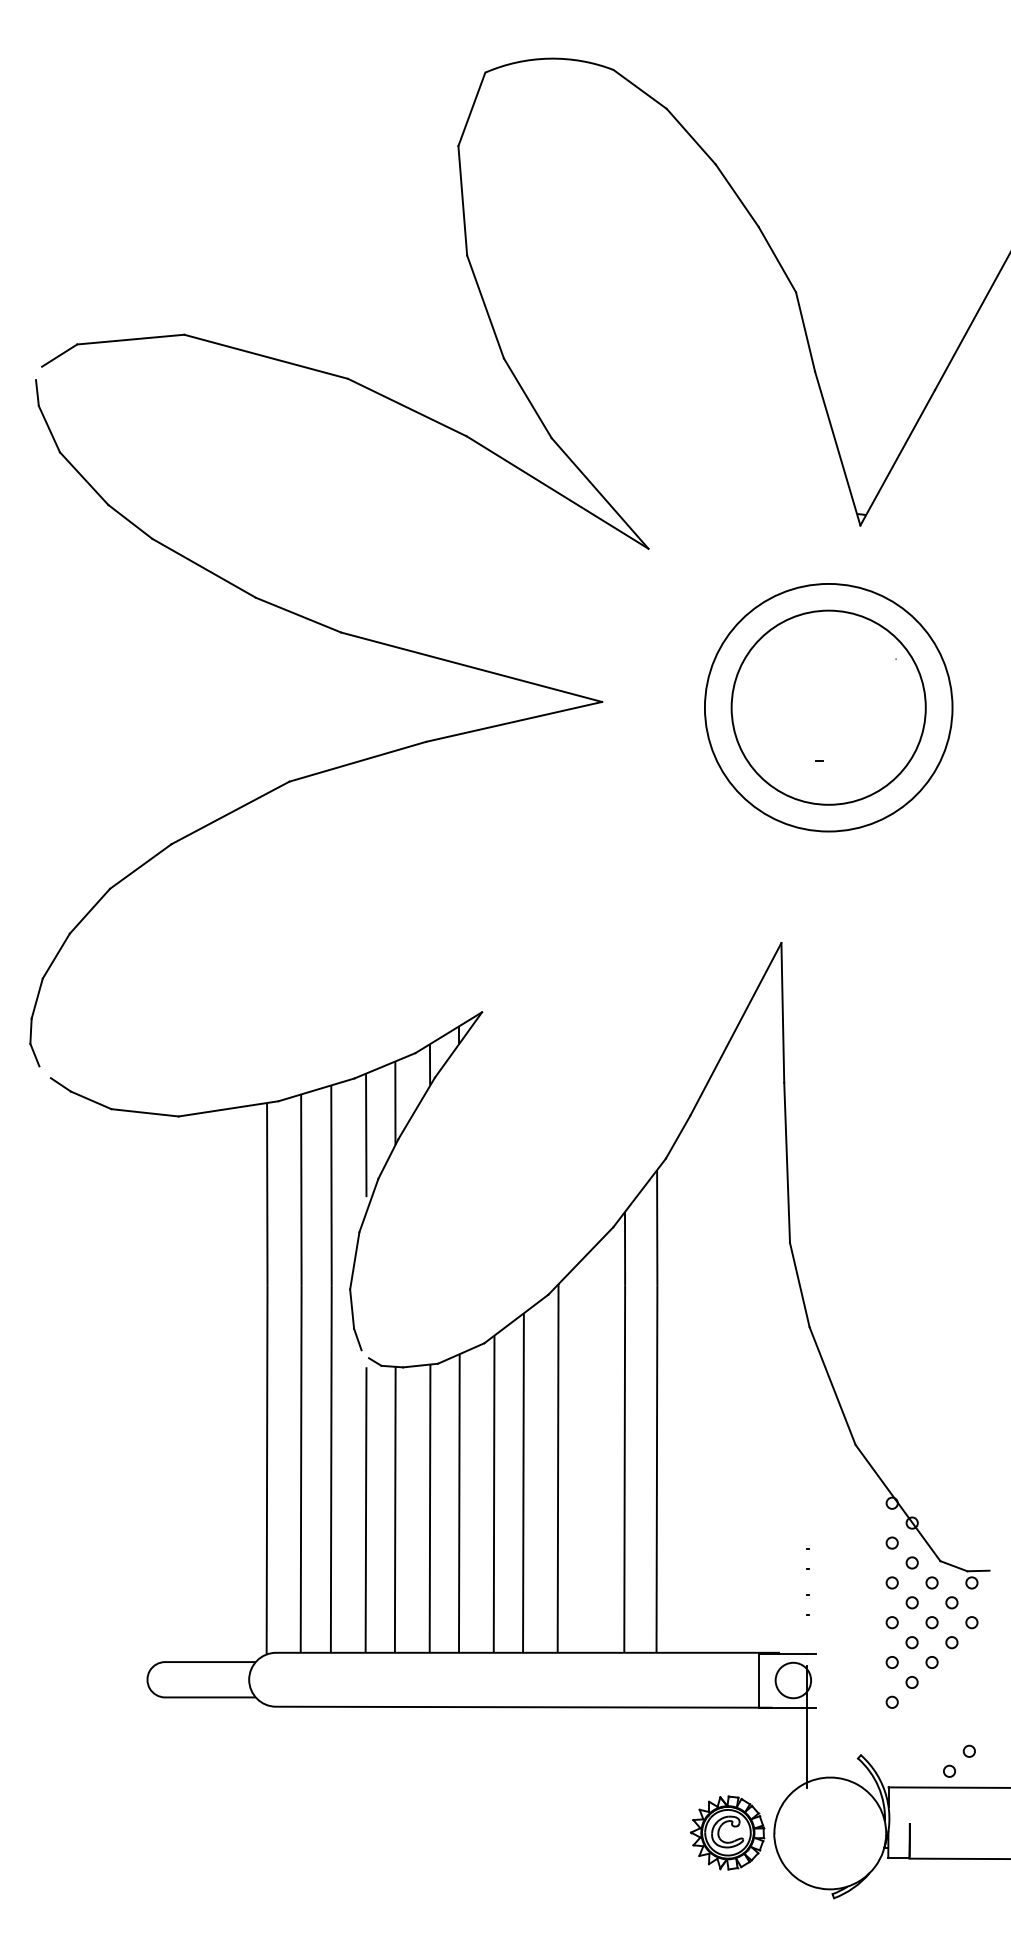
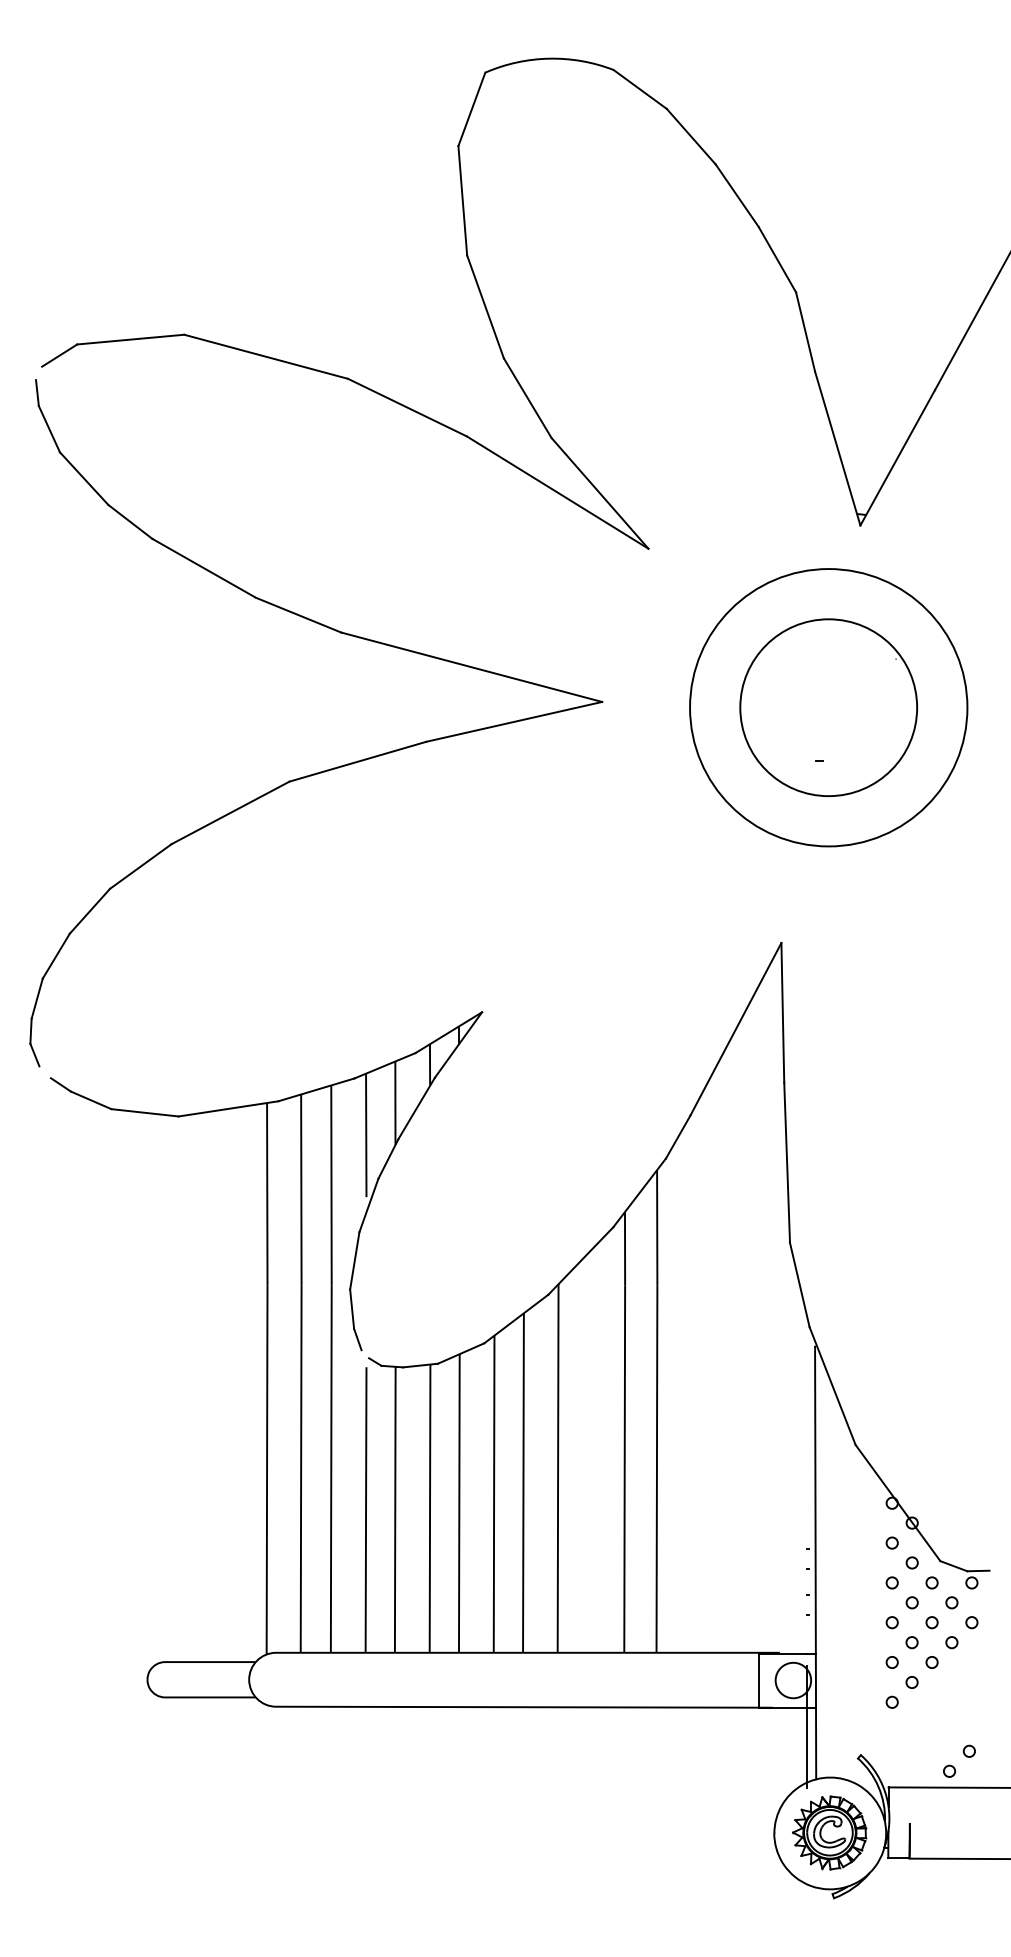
circle diameter: 194 px -> 277 px (828, 707)
circle diameter: 248 px -> 177 px (828, 707)
line: none -> present (815, 1562)
part position: (727, 1832) -> (829, 1832) (829, 1832)
